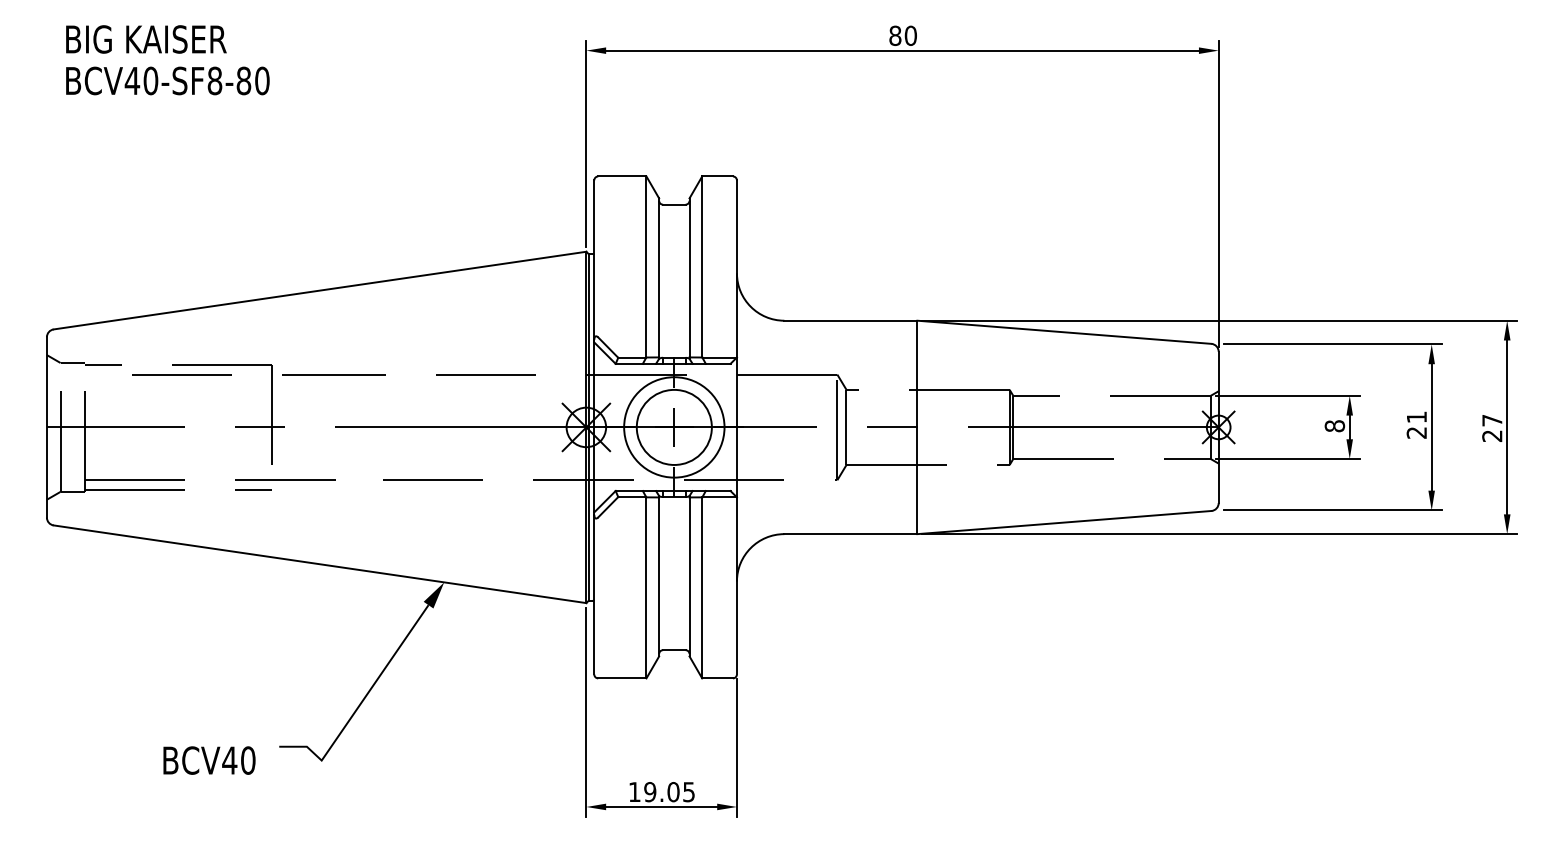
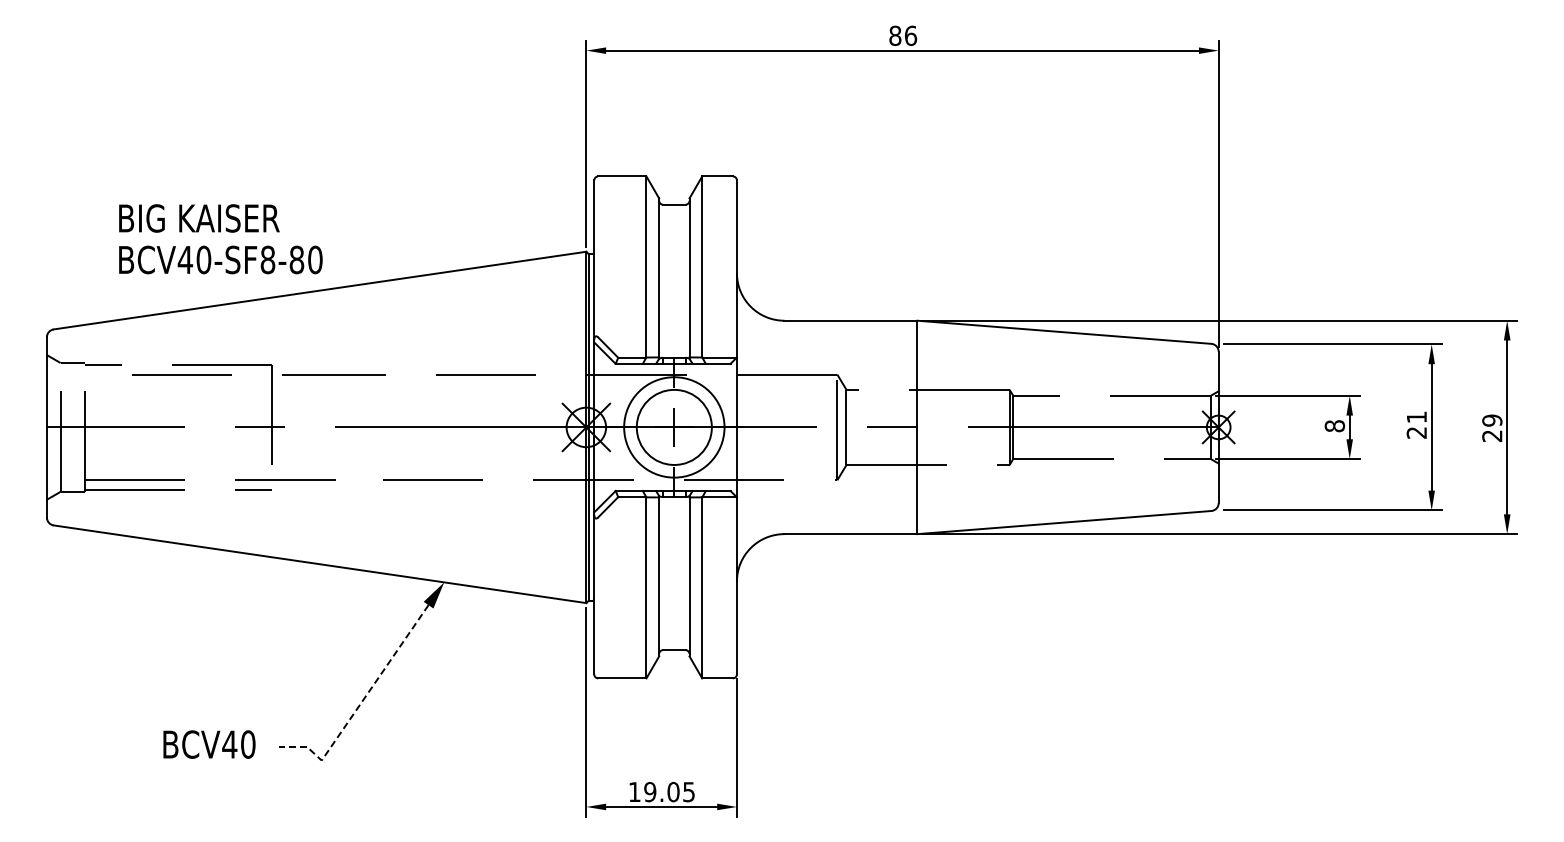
text: 80 -> 86 (910, 35)
text position: (167, 60) -> (220, 239) (220, 239)
text: 27 -> 29 (1492, 420)
line: solid -> dashed (360, 703)
text position: (209, 760) -> (209, 744) (209, 744)
